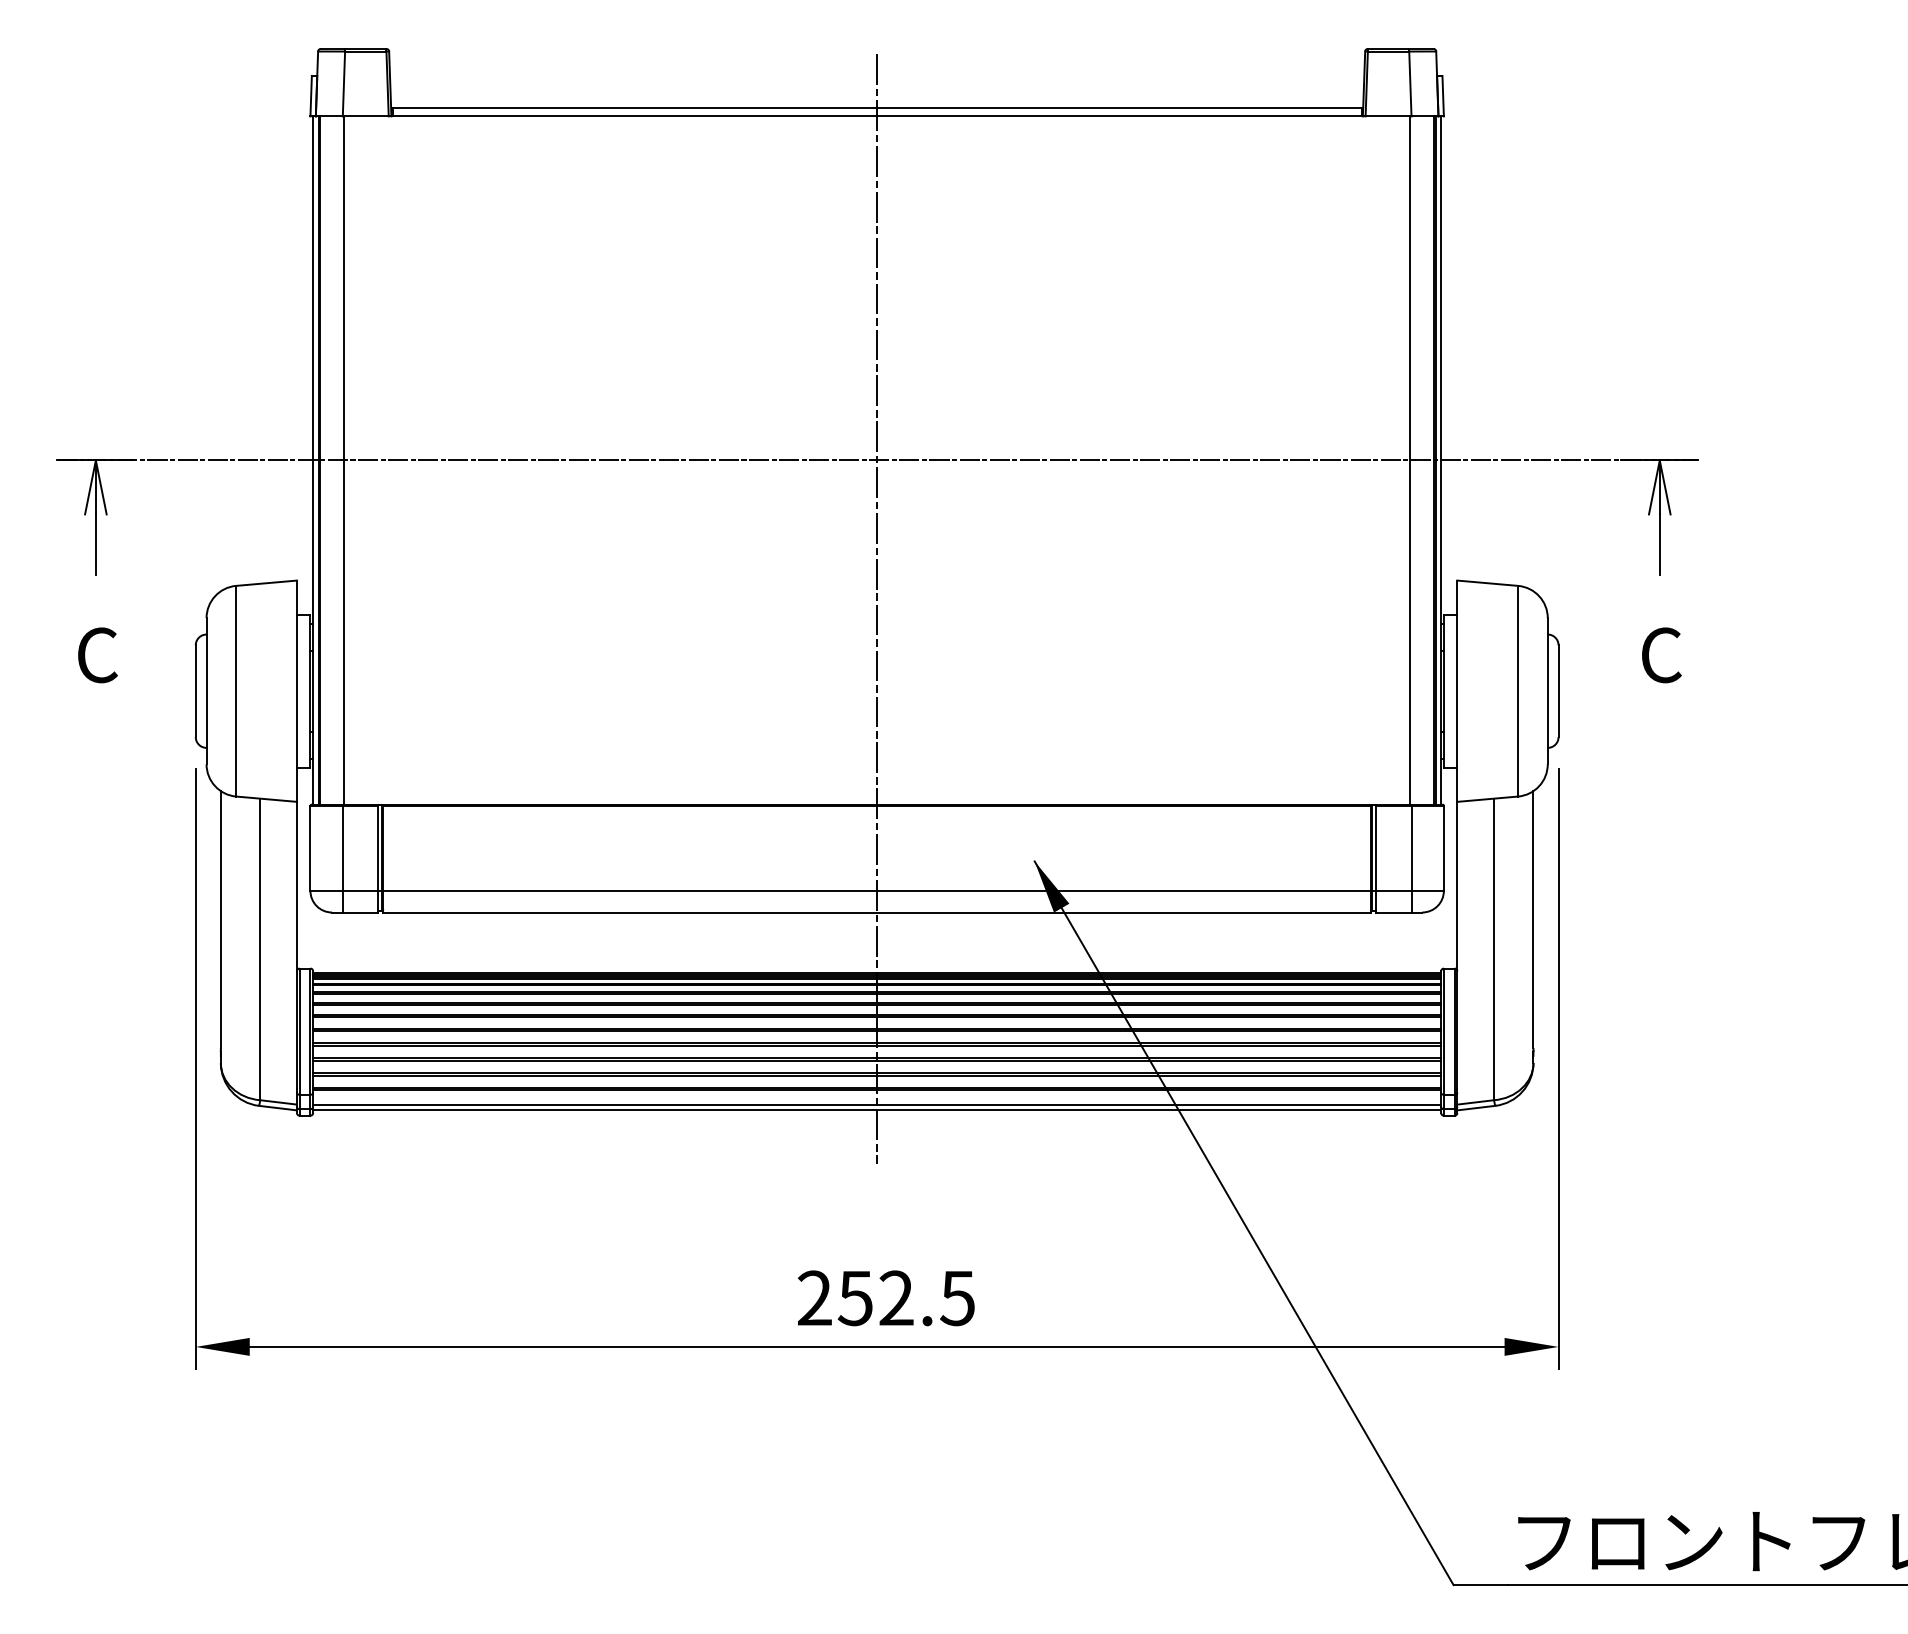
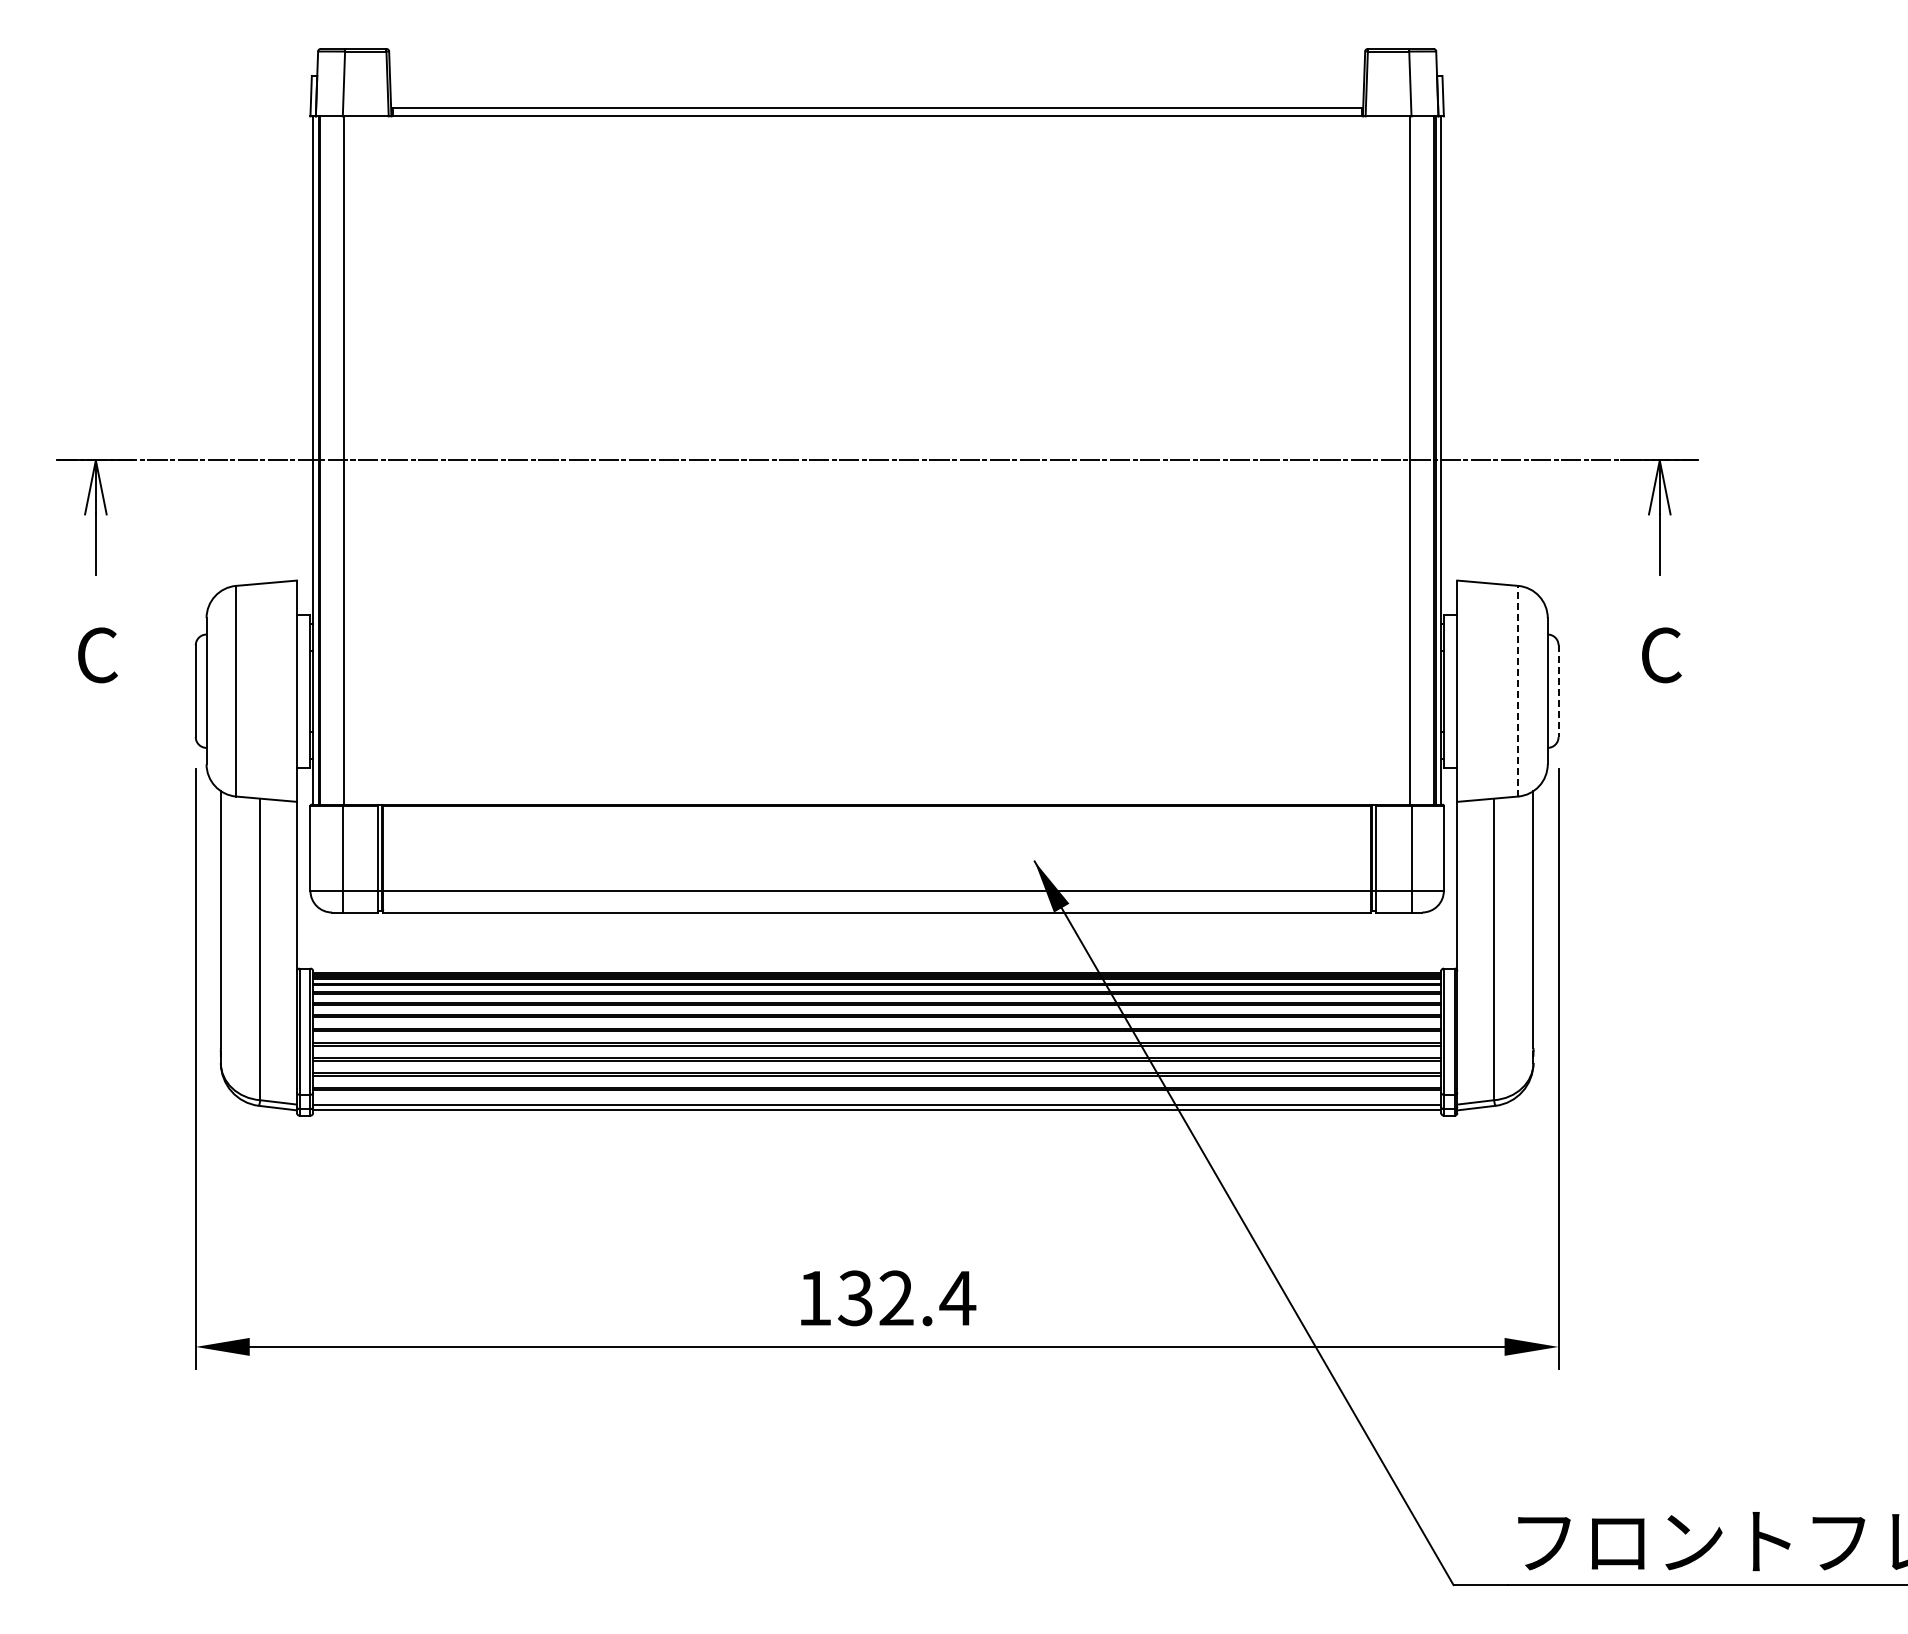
line: present -> none (877, 609)
line: solid -> dashed (1518, 690)
line: solid -> dashed (1558, 691)
text: 252.5 -> 132.4 (886, 1298)
